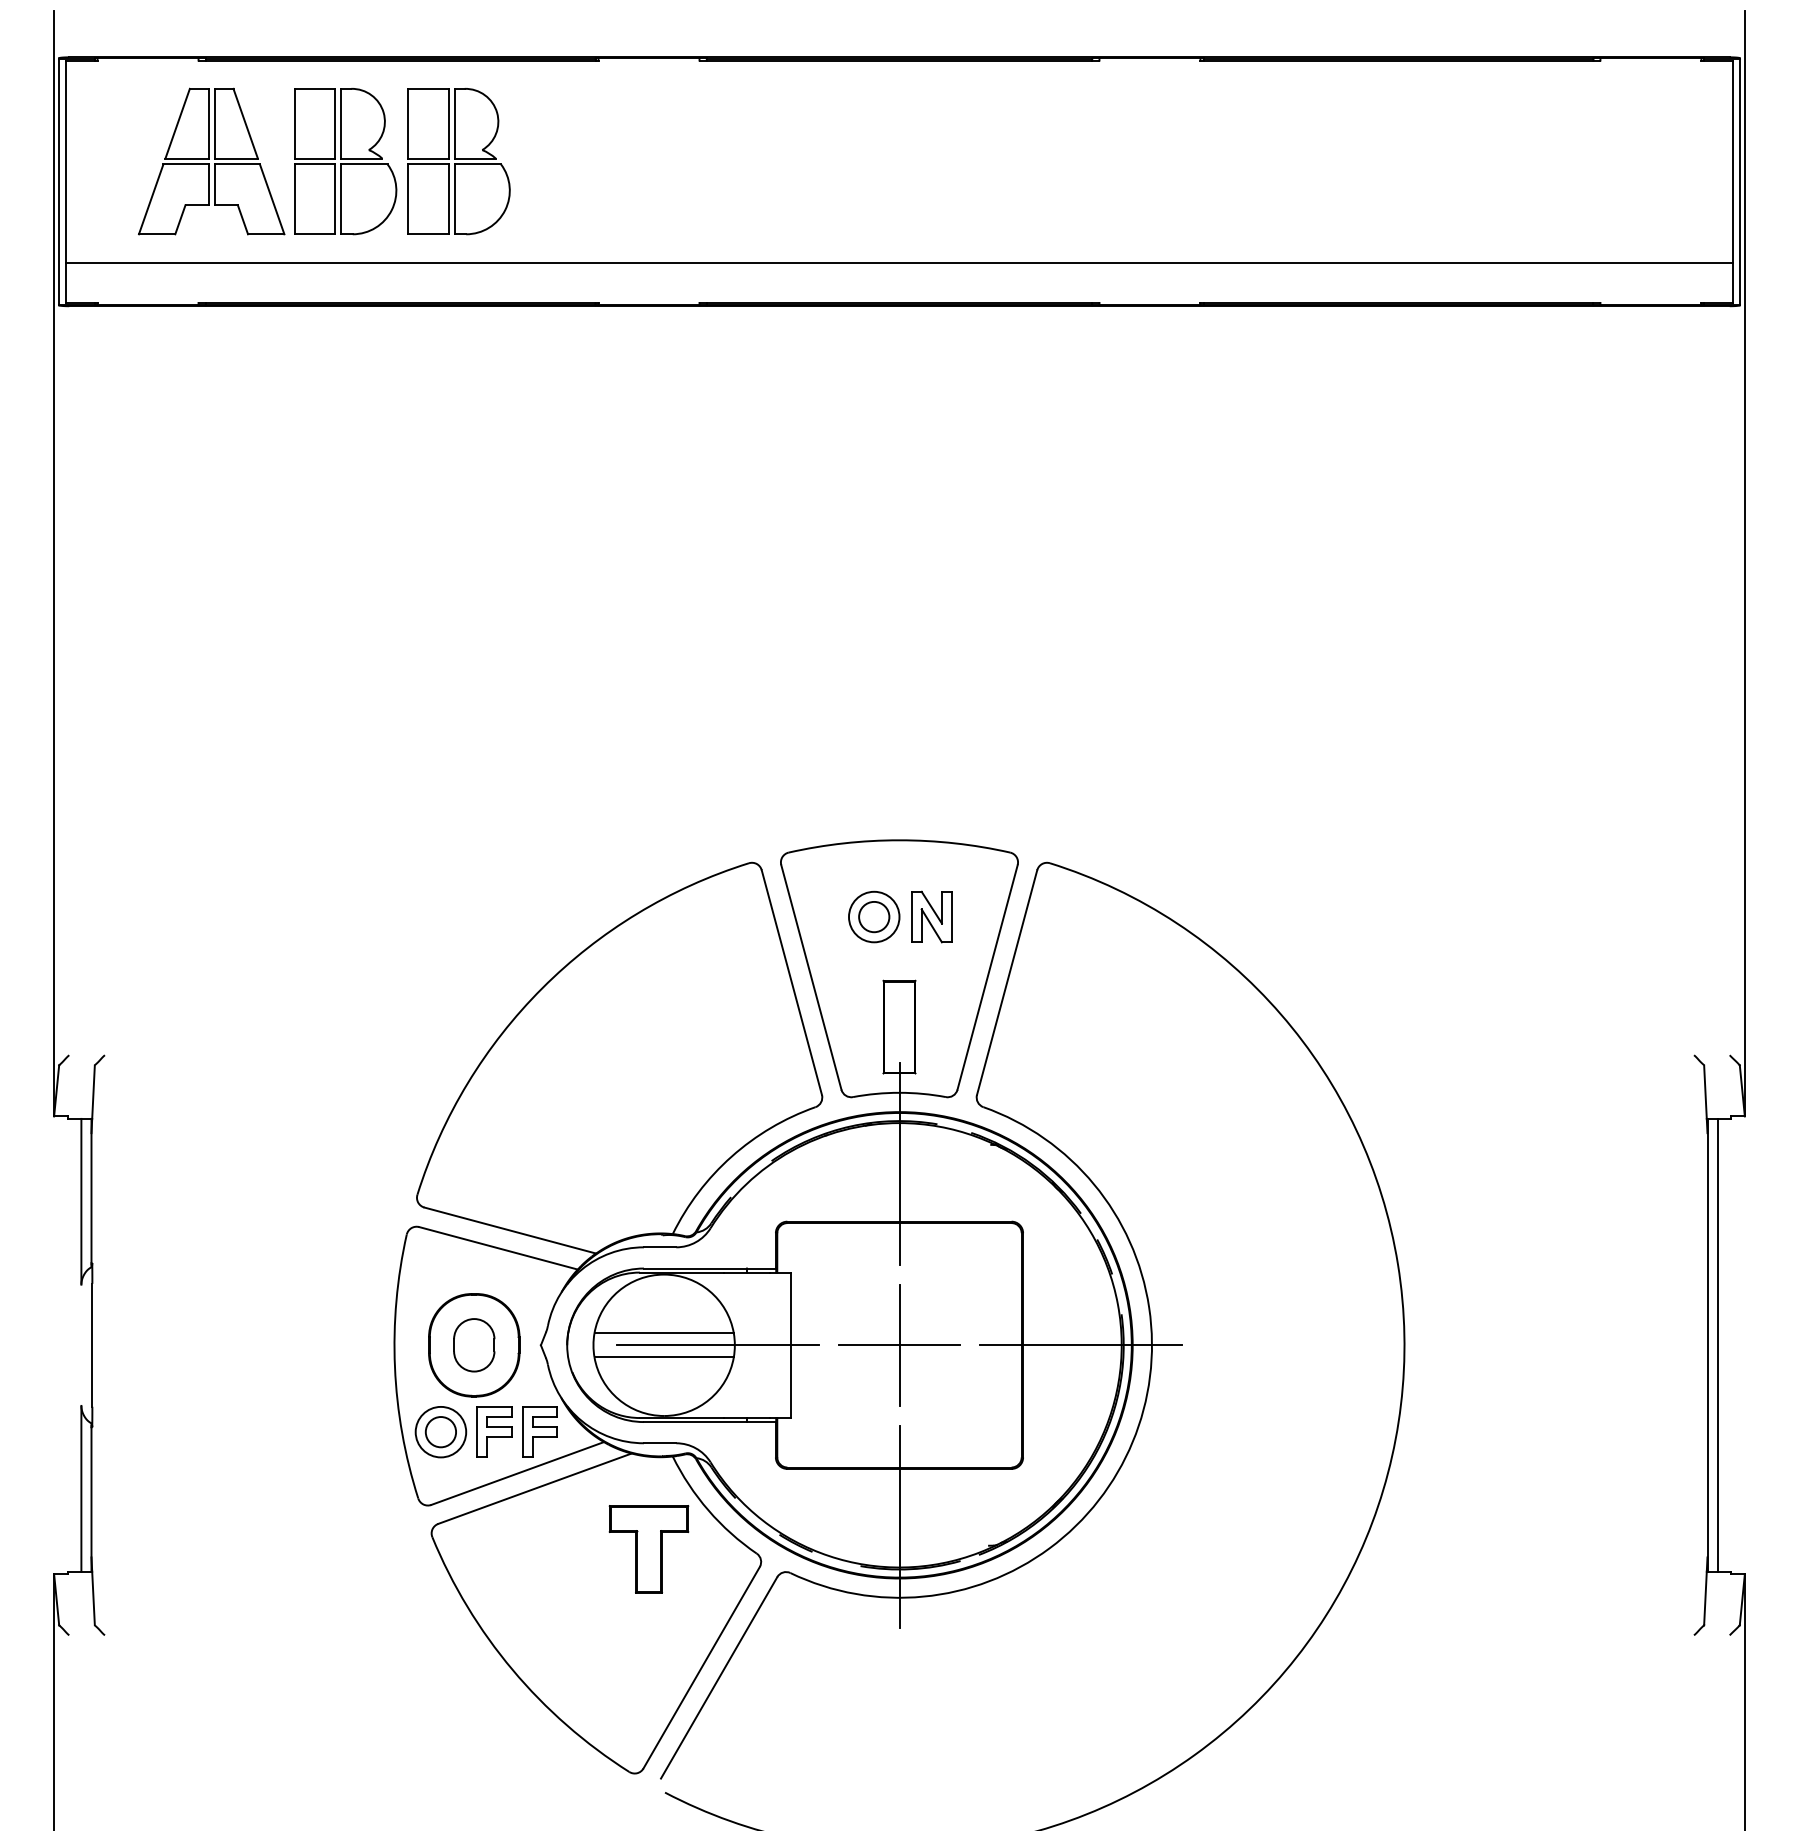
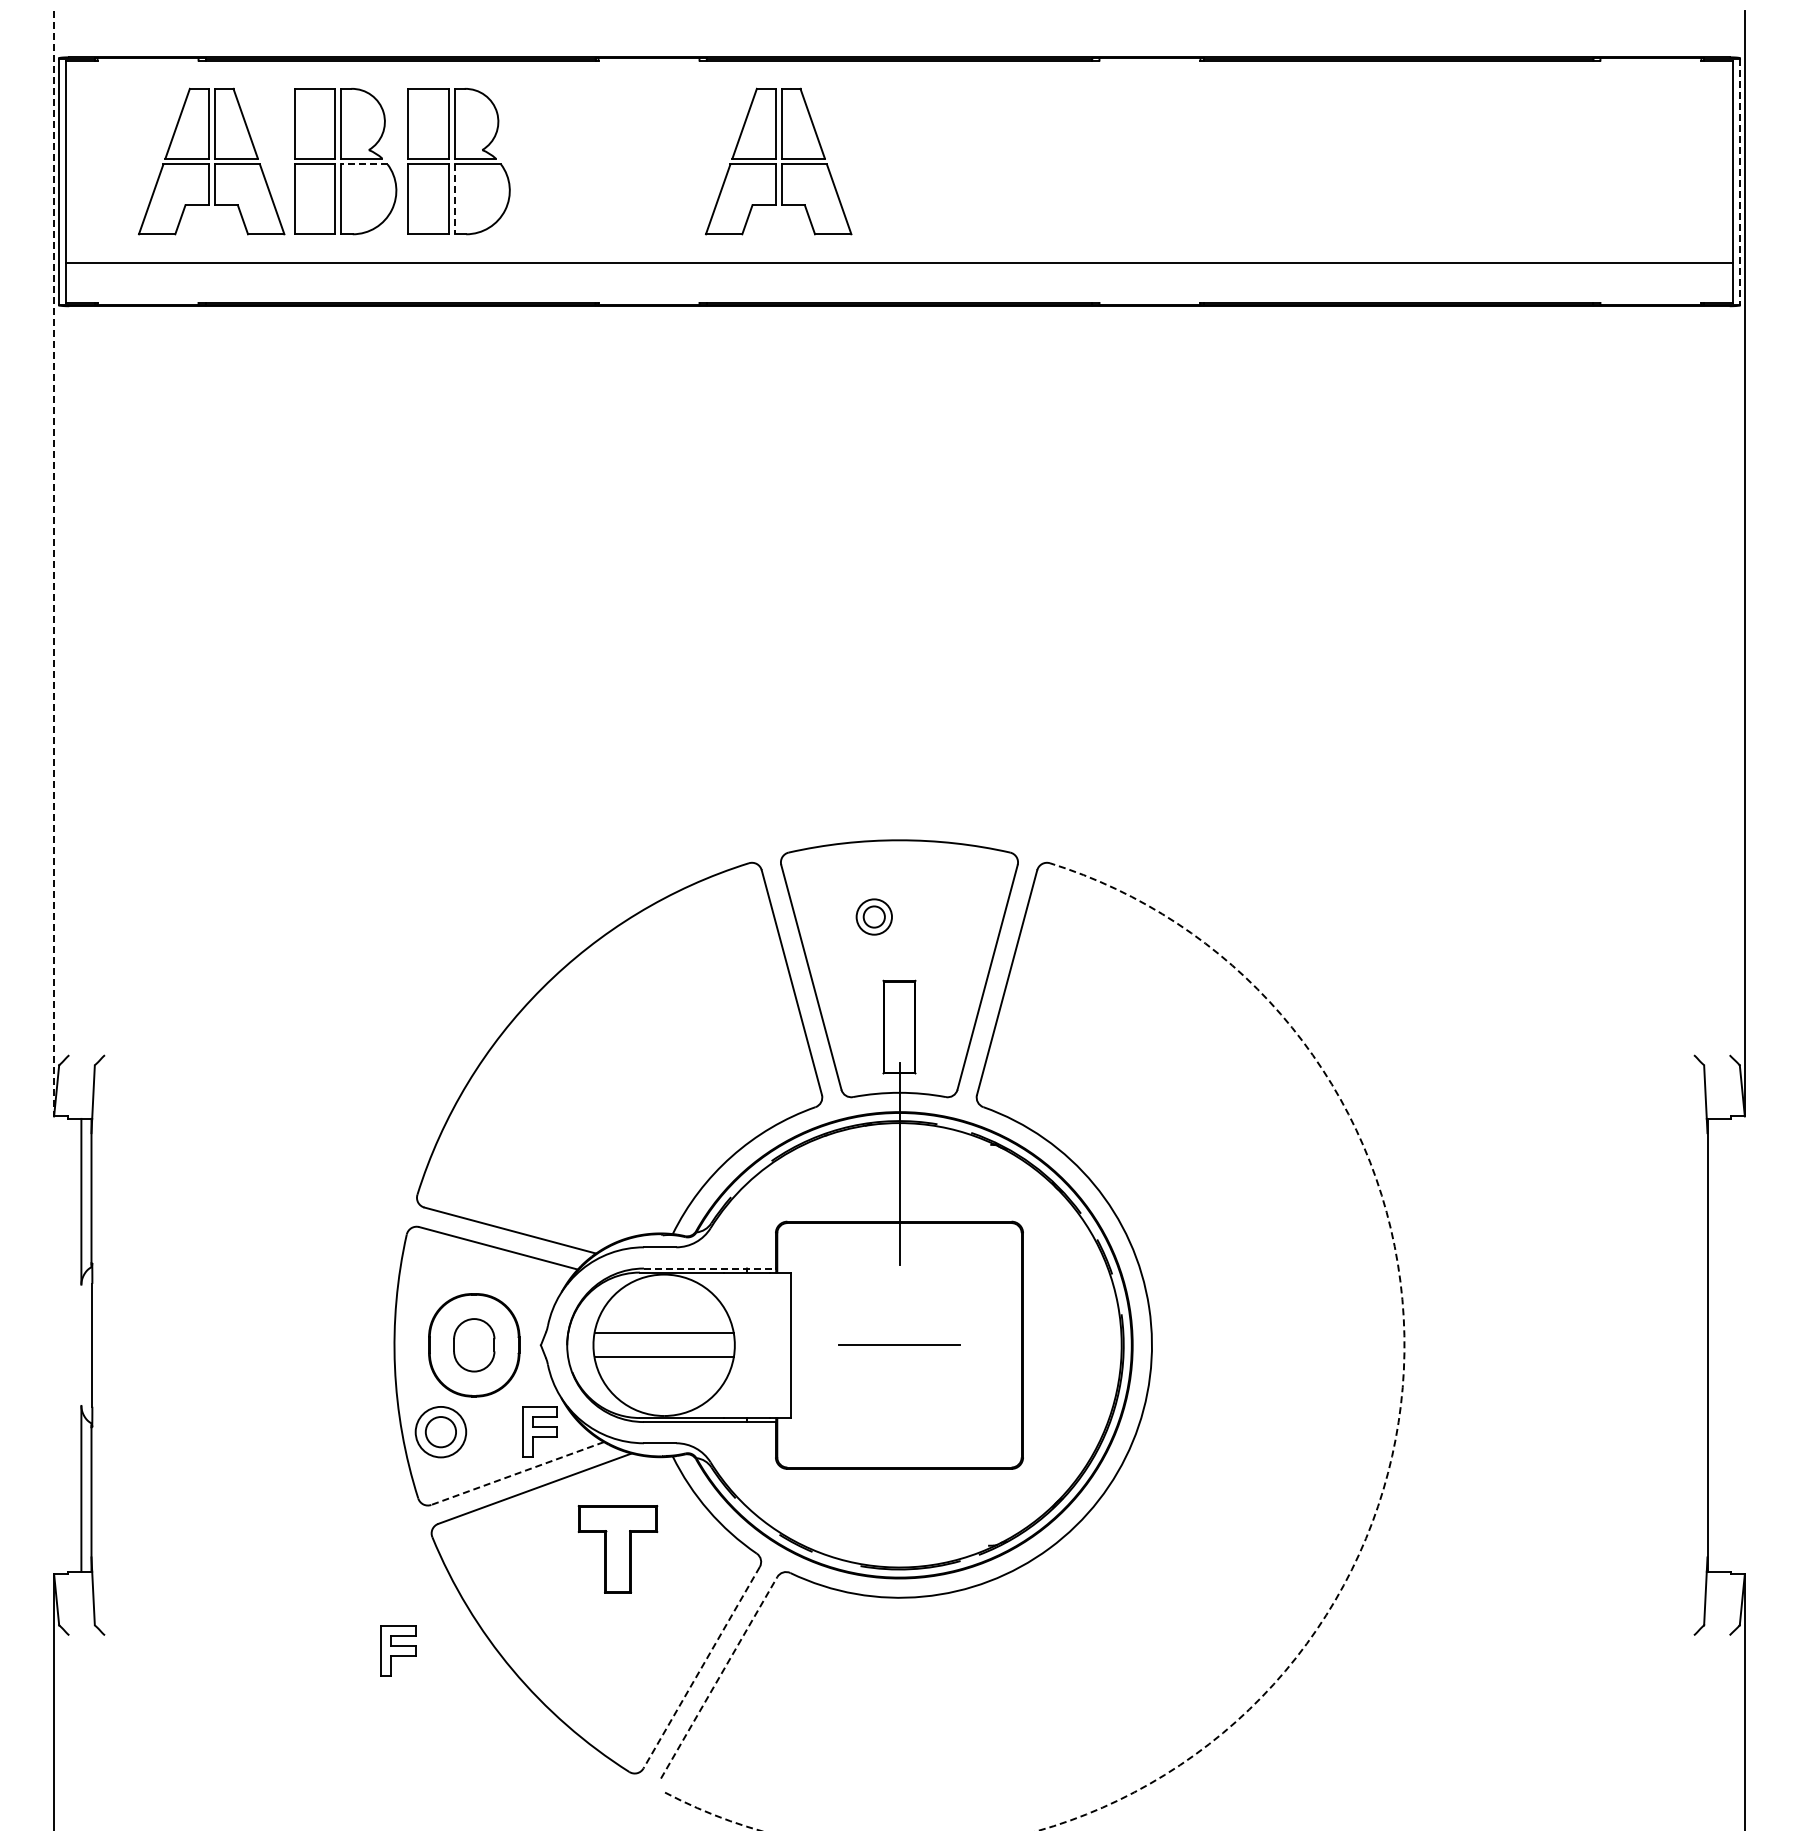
part: none -> present (778, 161)
line: solid -> dashed (363, 164)
line: solid -> dashed (1739, 182)
line: solid -> dashed (454, 199)
line: solid -> dashed (54, 563)
part size: 53x54 px -> 38x38 px (873, 916)
part: present -> none (931, 916)
line: solid -> dashed (709, 1268)
line: present -> none (899, 1344)
line: present -> none (1717, 1344)
line: present -> none (717, 1345)
line: present -> none (1081, 1345)
arc: solid -> dashed (1401, 1403)
part position: (494, 1431) -> (398, 1650) (398, 1650)
line: solid -> dashed (517, 1473)
line: present -> none (899, 1527)
part position: (648, 1549) -> (617, 1549) (617, 1549)
line: solid -> dashed (701, 1668)
line: solid -> dashed (719, 1677)
